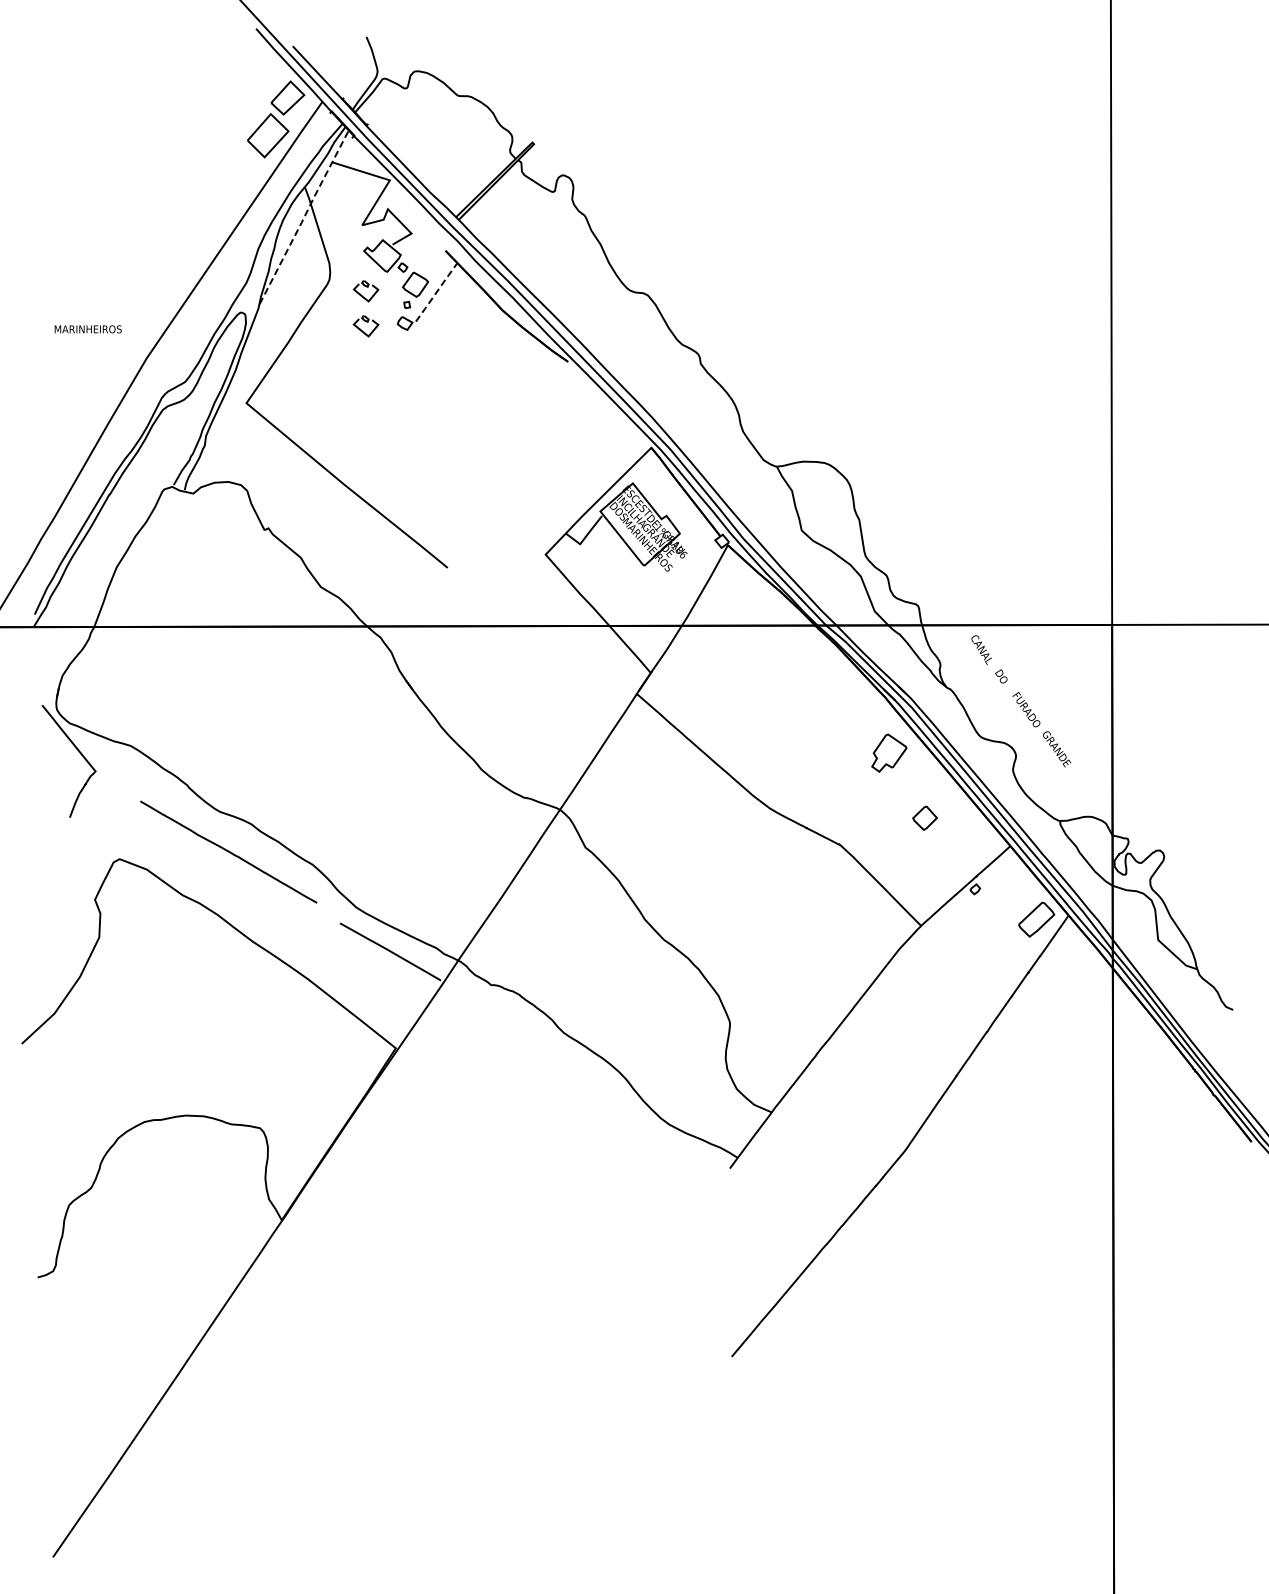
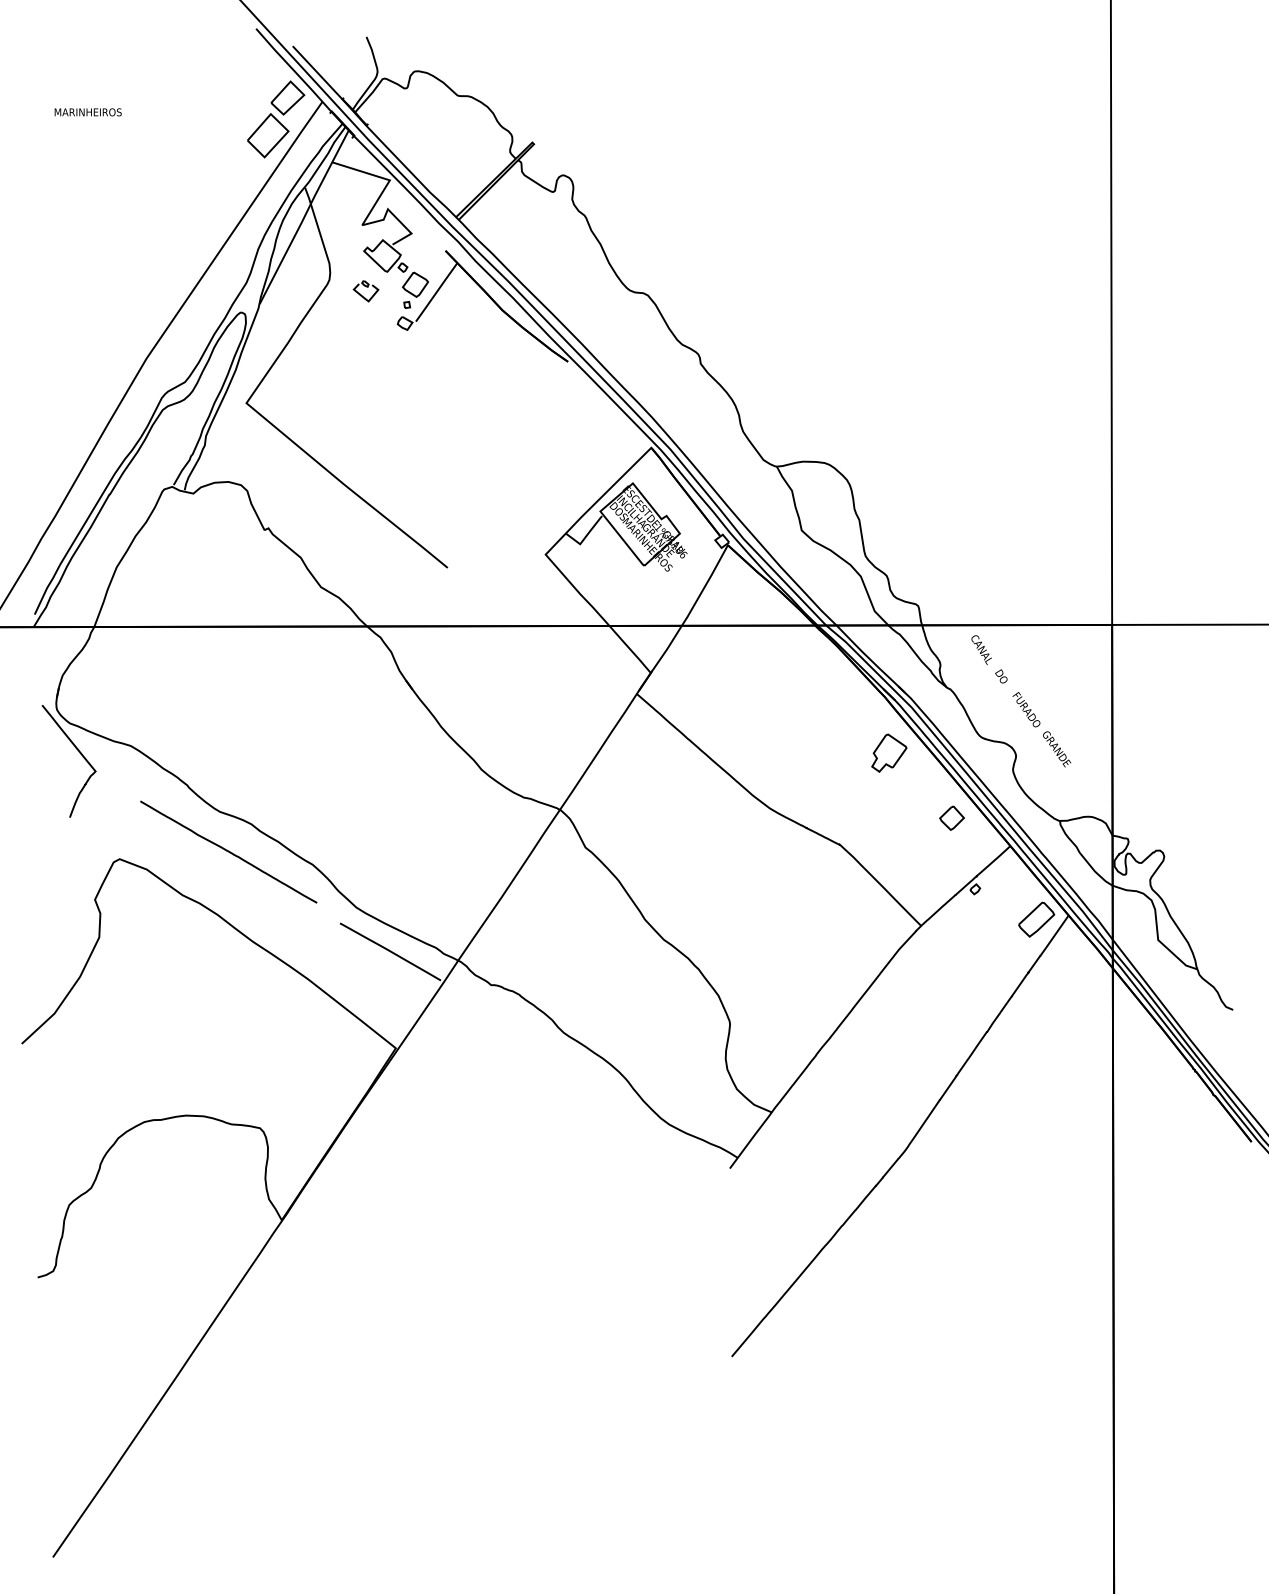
line: dashed -> solid (304, 216)
line: dashed -> solid (436, 292)
part: present -> none (365, 326)
text position: (87, 329) -> (87, 112) (87, 112)
part position: (924, 817) -> (951, 817) (951, 817)
